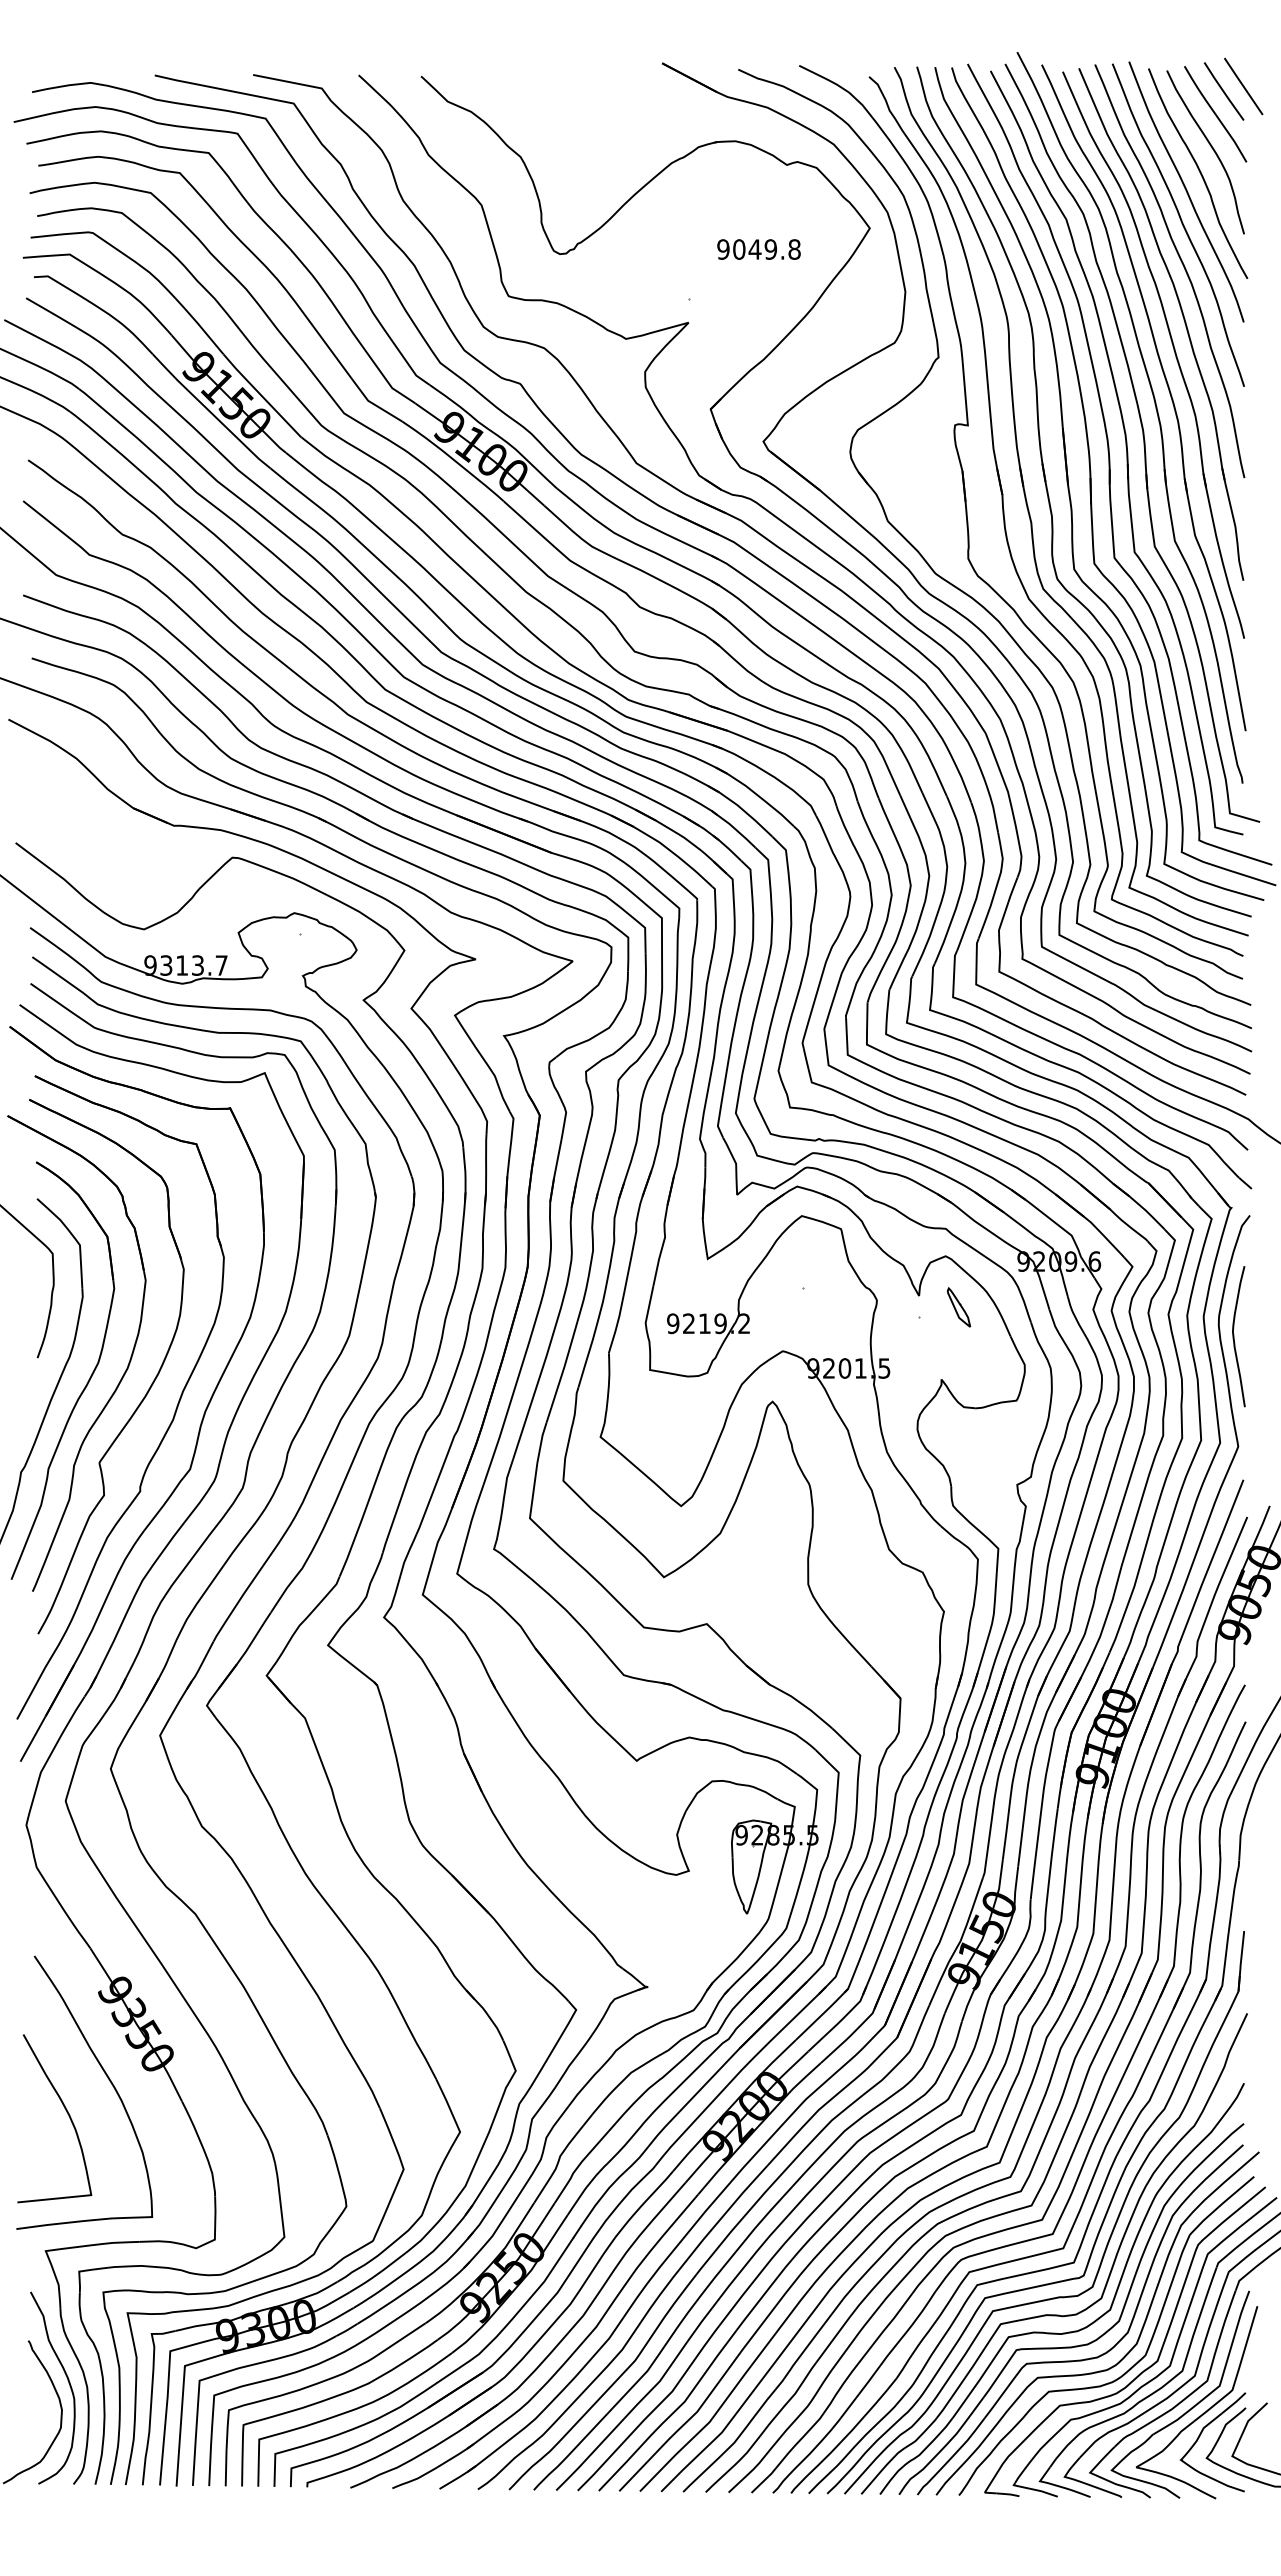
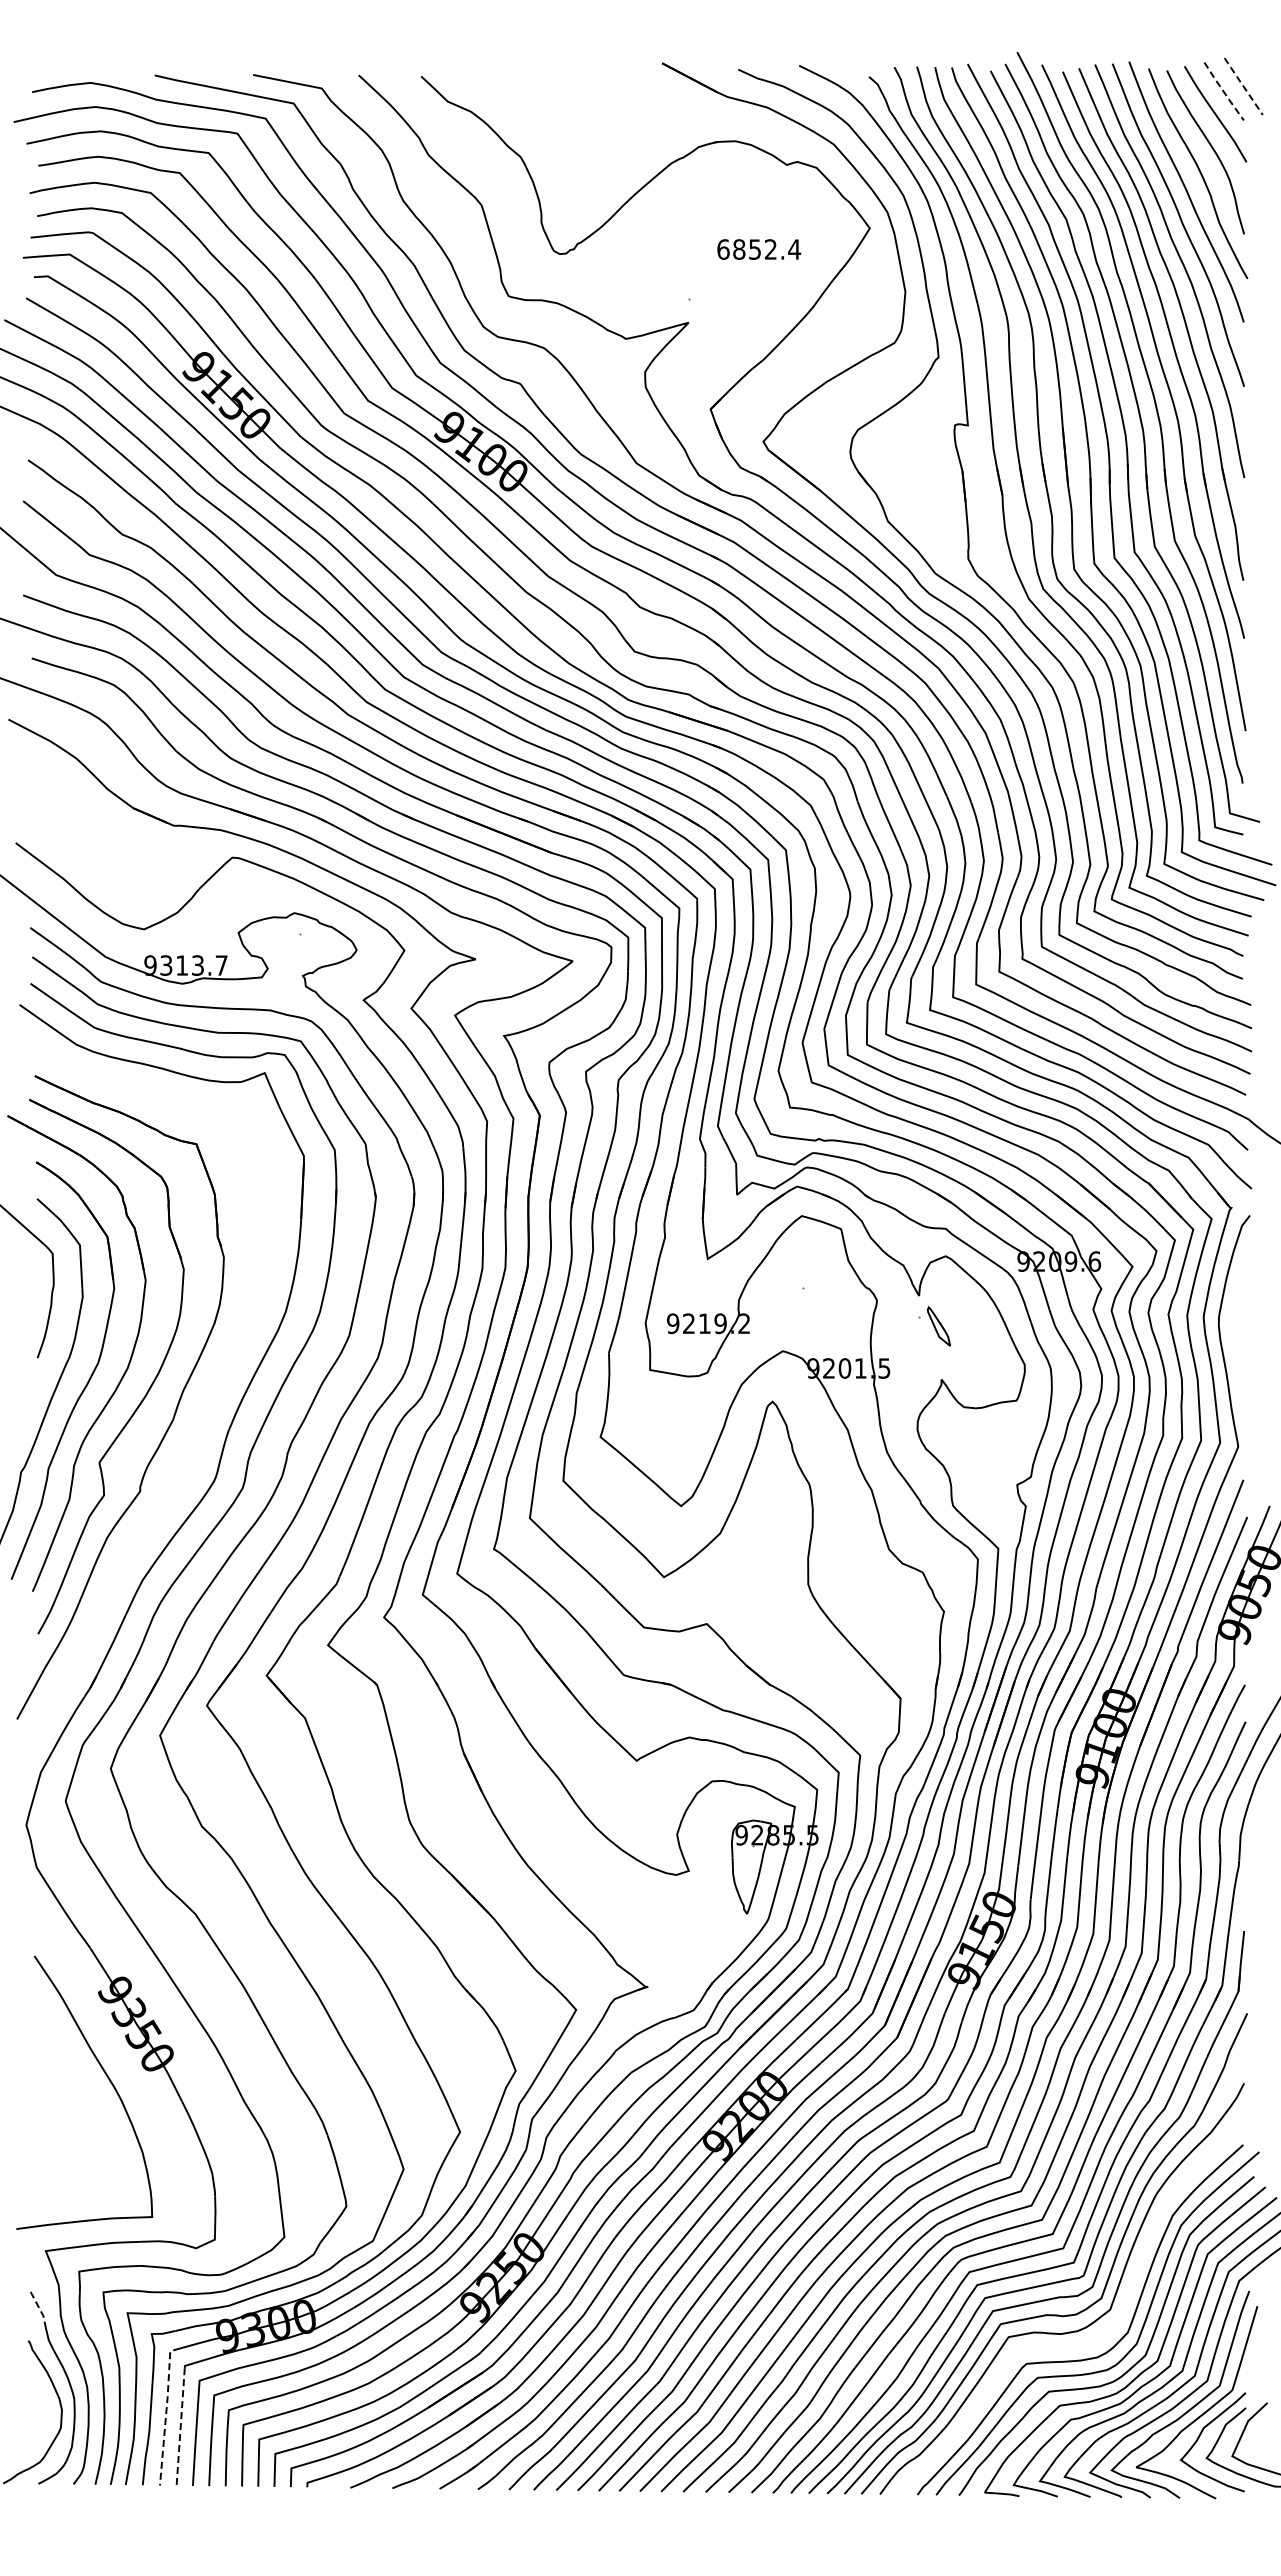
line: solid -> dashed (1243, 86)
line: solid -> dashed (1223, 91)
text: 9049.8 -> 6852.4 (759, 249)
part position: (959, 1307) -> (939, 1326) (939, 1326)
curve: present -> none (1234, 1336)
part: present -> none (202, 1416)
curve: present -> none (66, 2112)
line: solid -> dashed (39, 2308)
curve: present -> none (1080, 2344)
line: solid -> dashed (166, 2412)
line: solid -> dashed (180, 2426)
